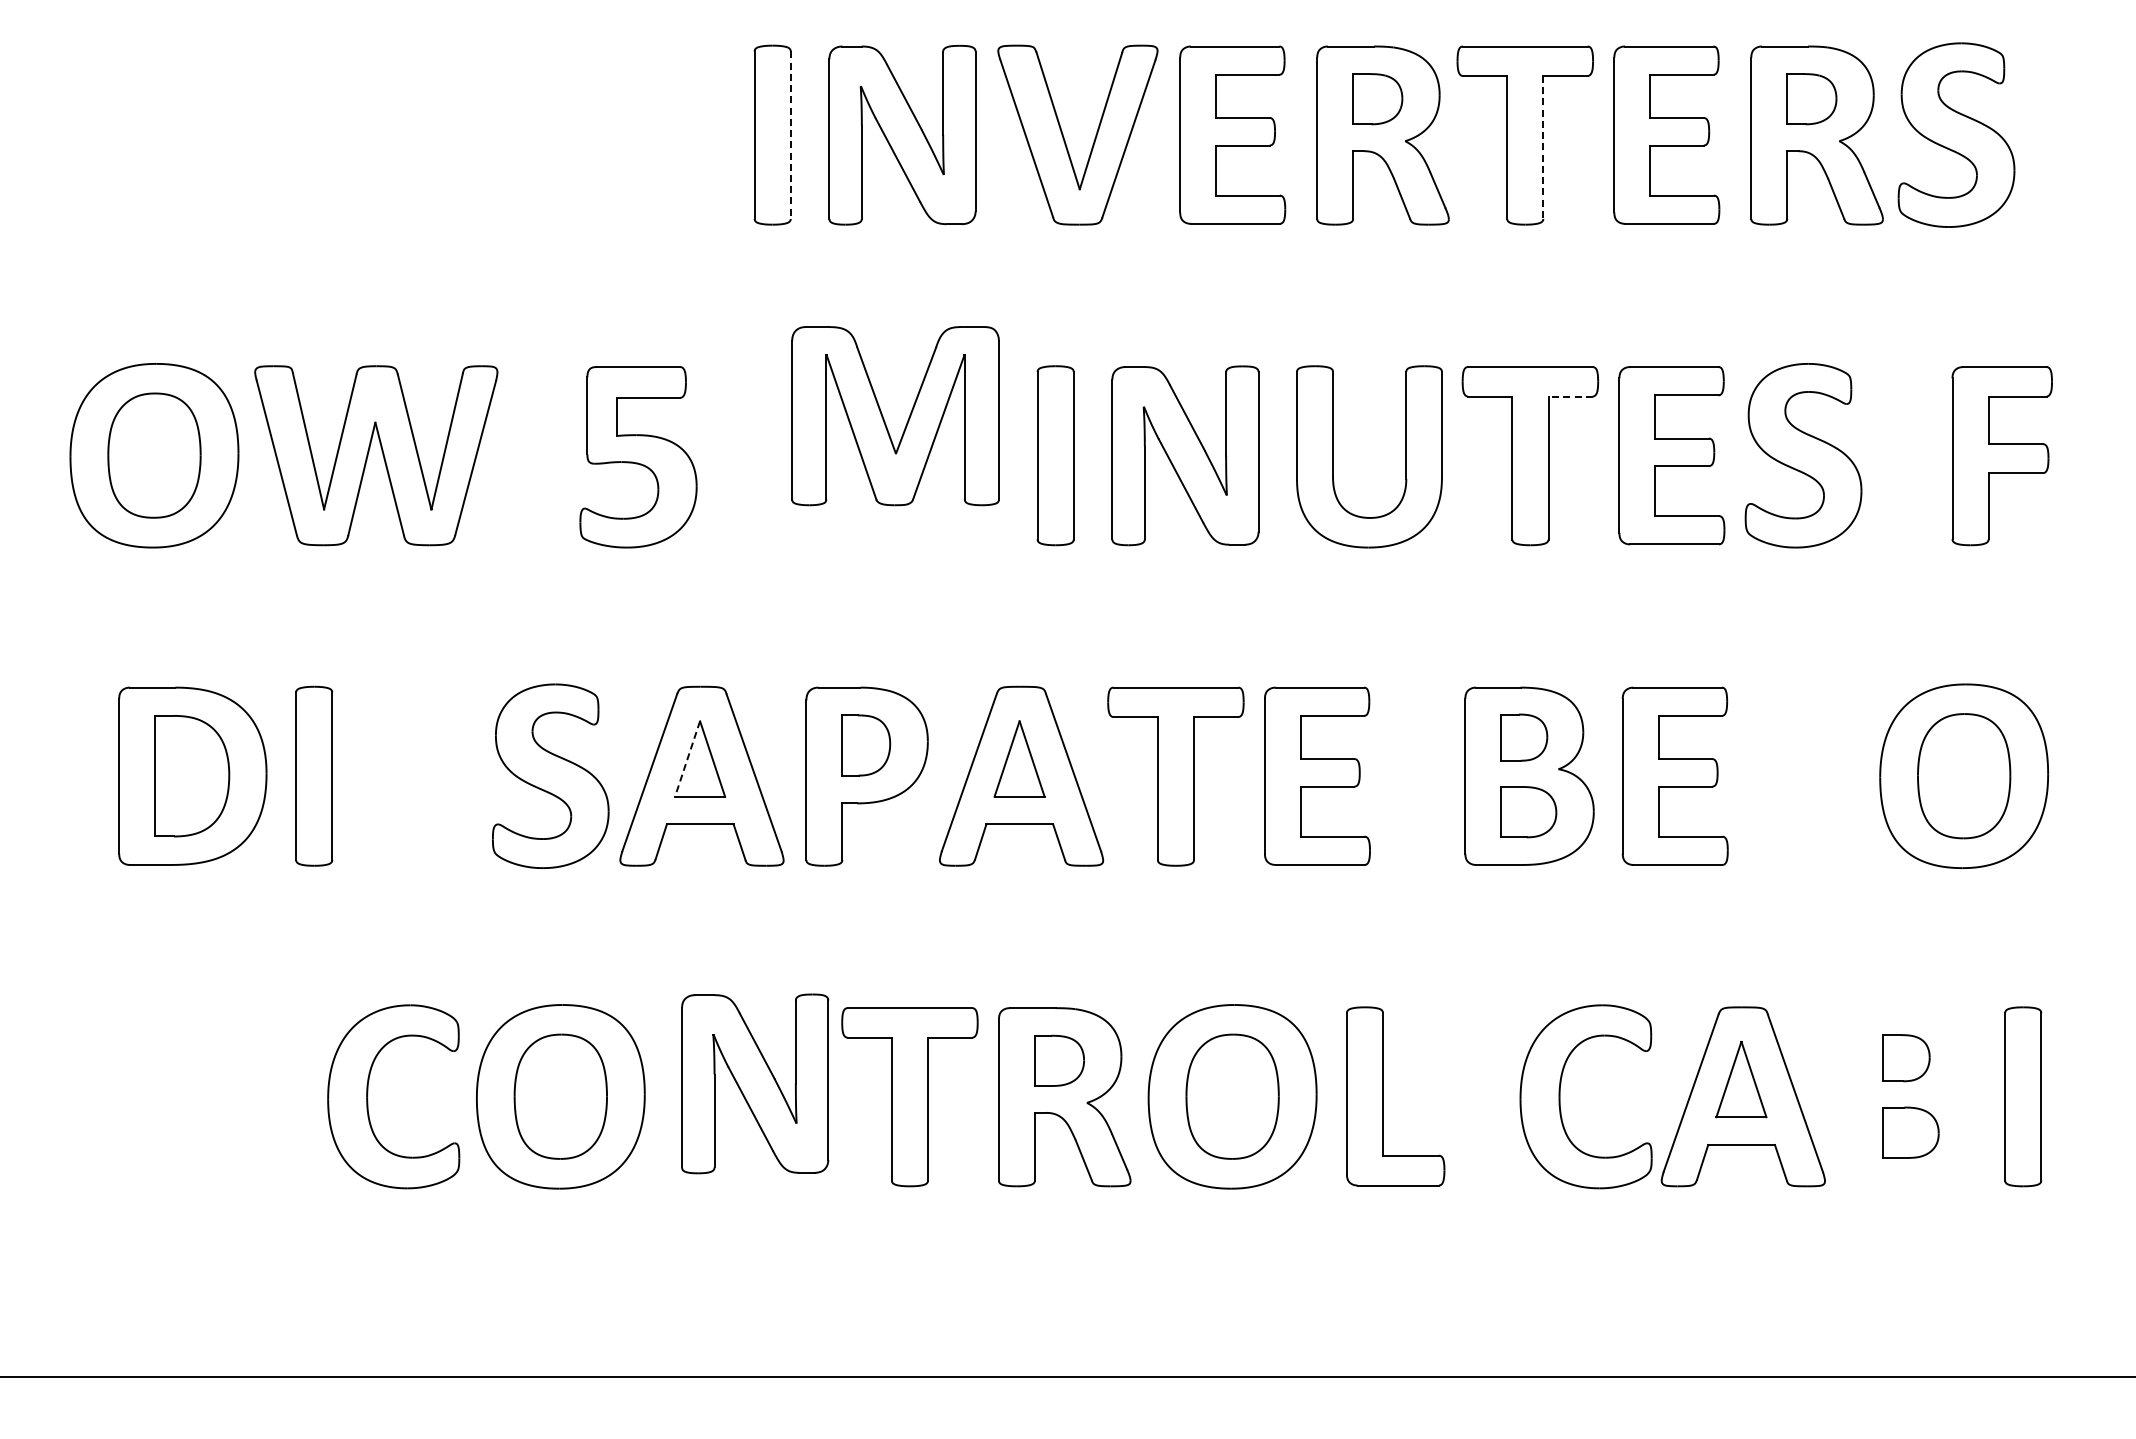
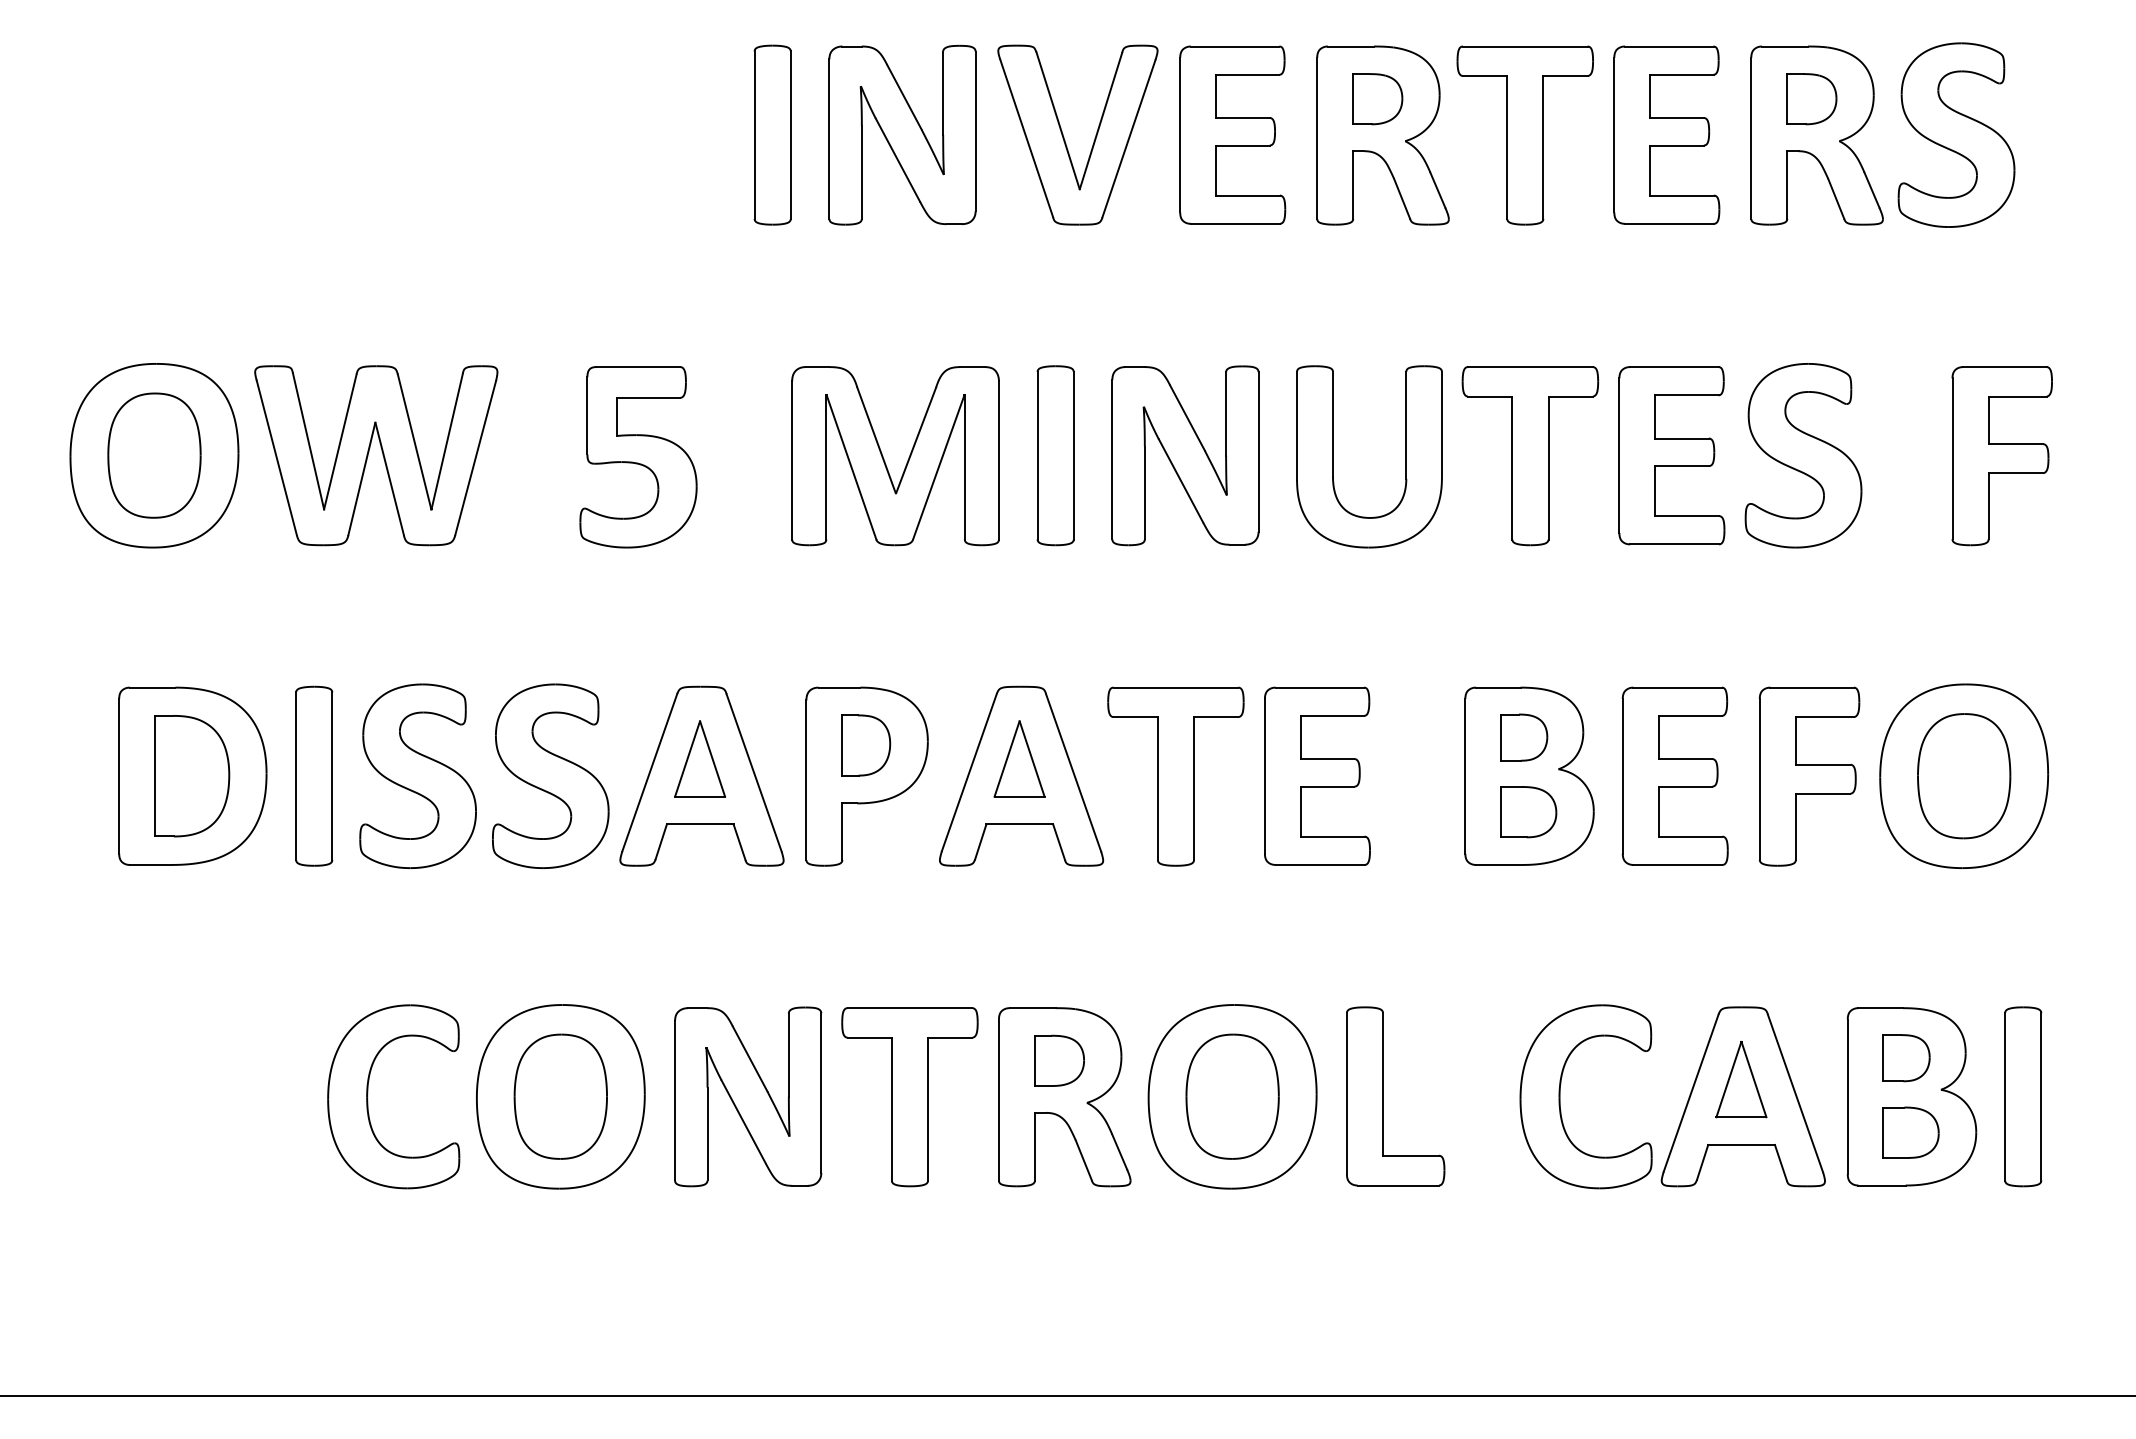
line: dashed -> solid (790, 135)
line: dashed -> solid (1543, 147)
line: dashed -> solid (1570, 396)
part position: (884, 418) -> (884, 458) (884, 458)
line: dashed -> solid (687, 759)
part: none -> present (417, 775)
part: none -> present (1809, 776)
part position: (755, 1083) -> (748, 1096) (748, 1096)
part: none -> present (1911, 1096)
line position: (1067, 1376) -> (1067, 1395) (1067, 1395)
